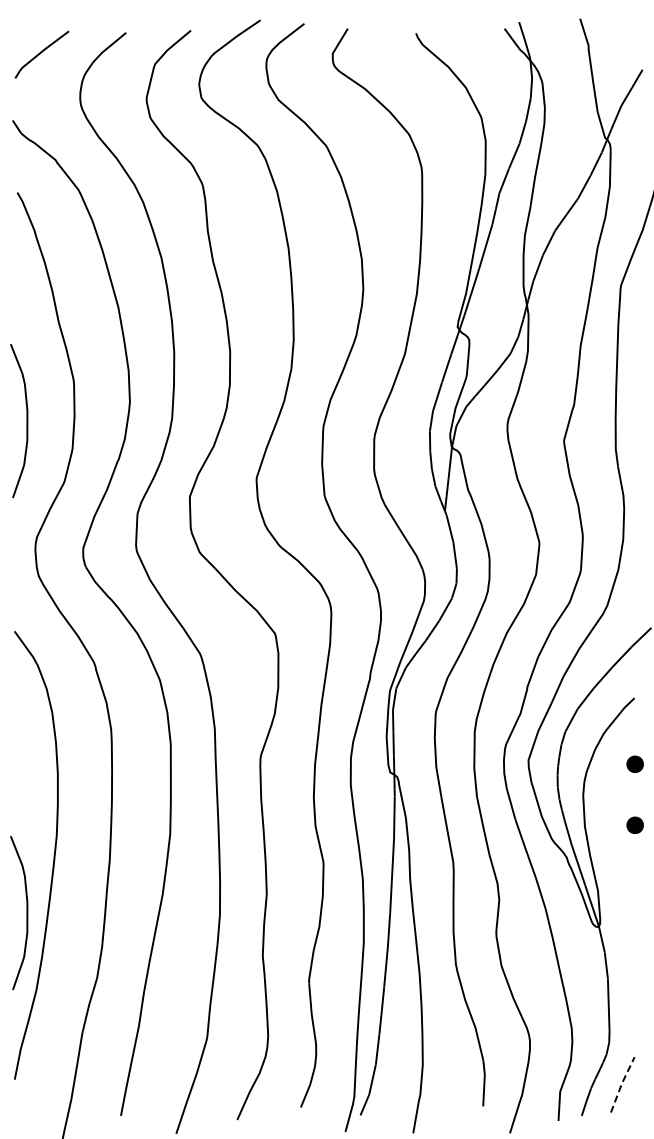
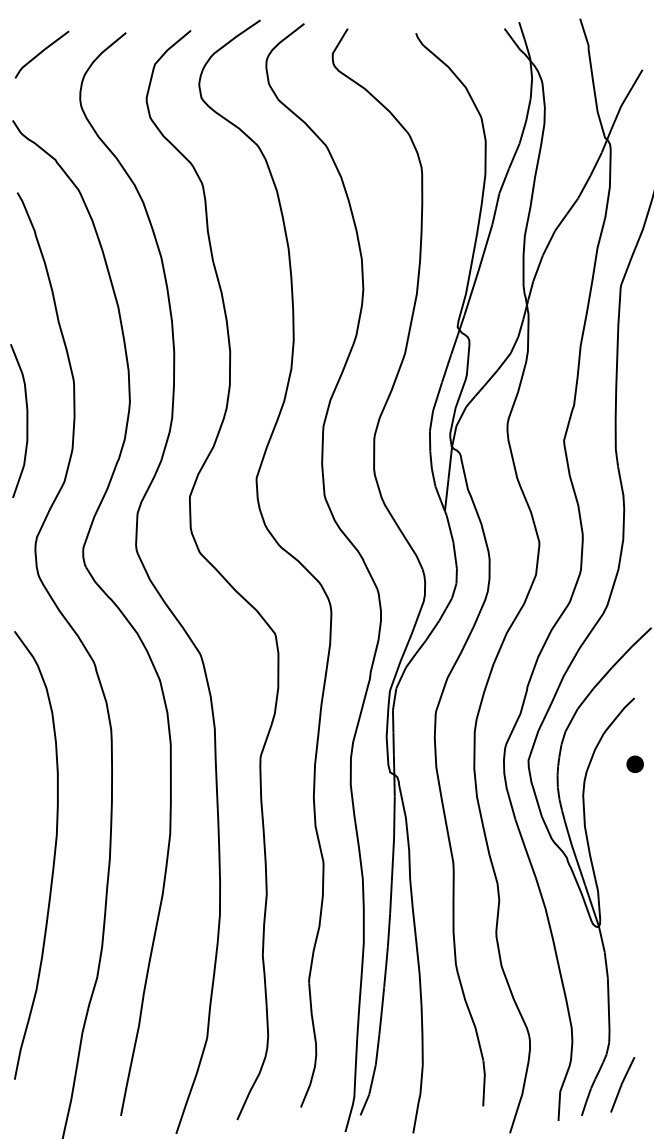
part: present -> none (634, 824)
curve: present -> none (26, 913)
line: dashed -> solid (621, 1084)
